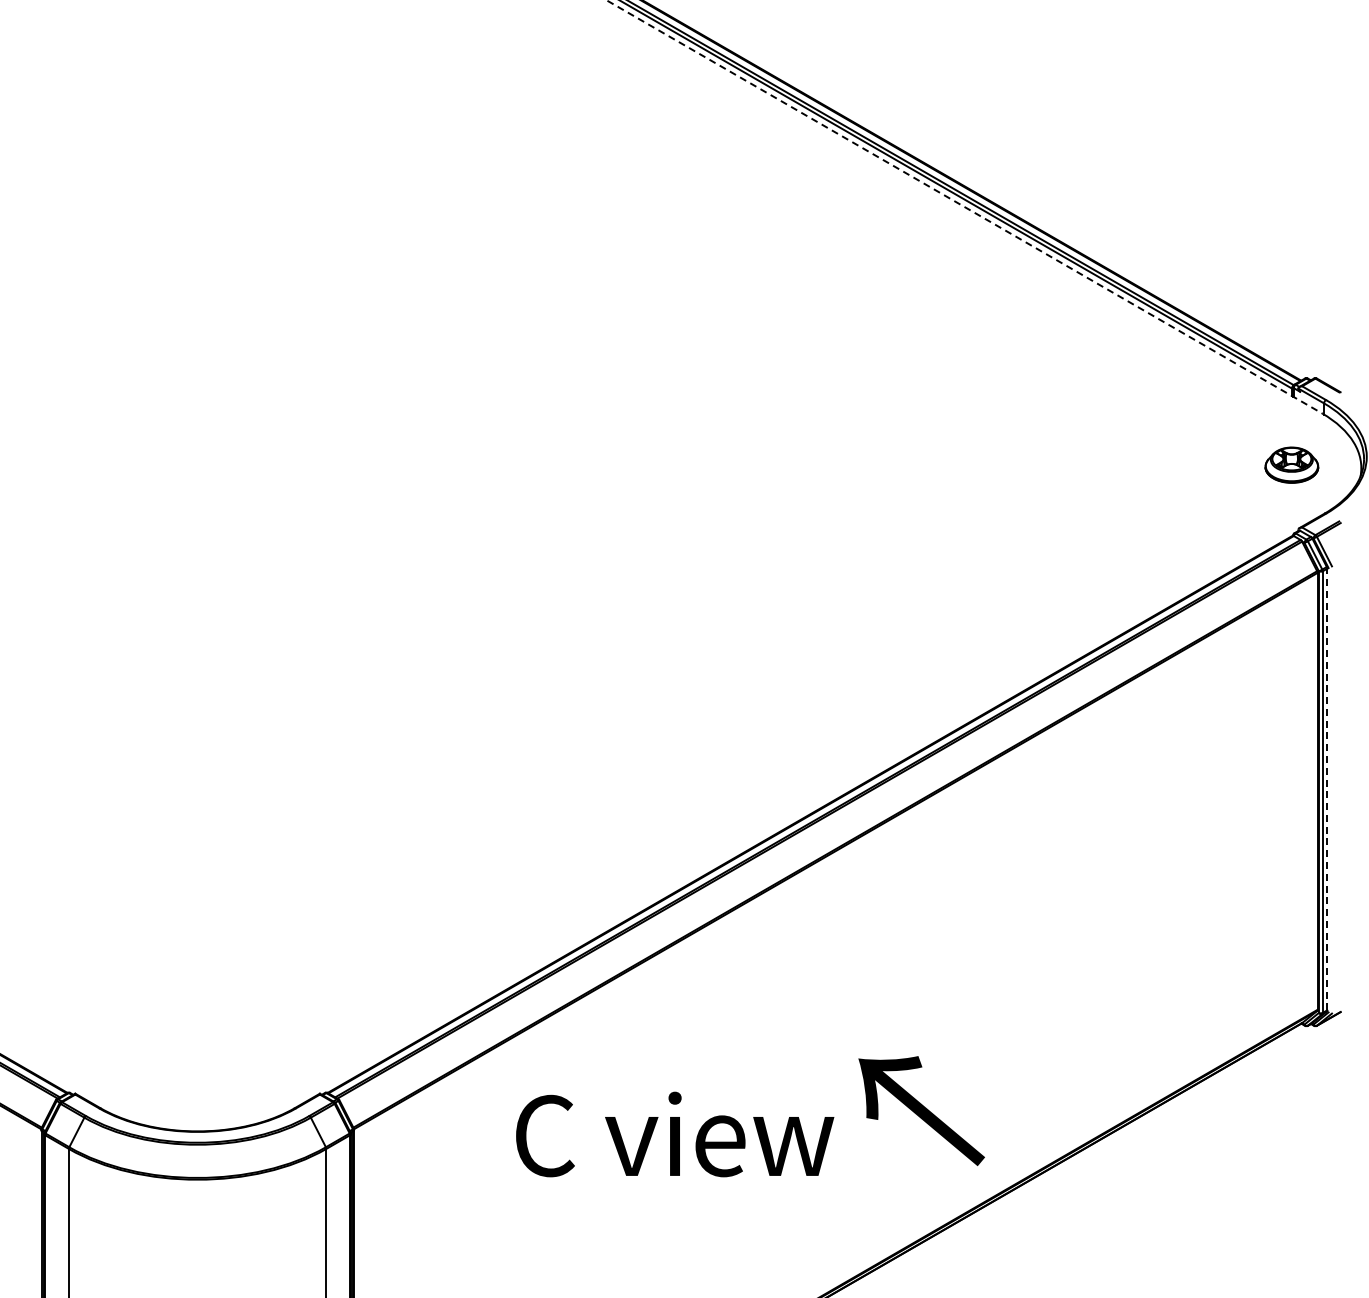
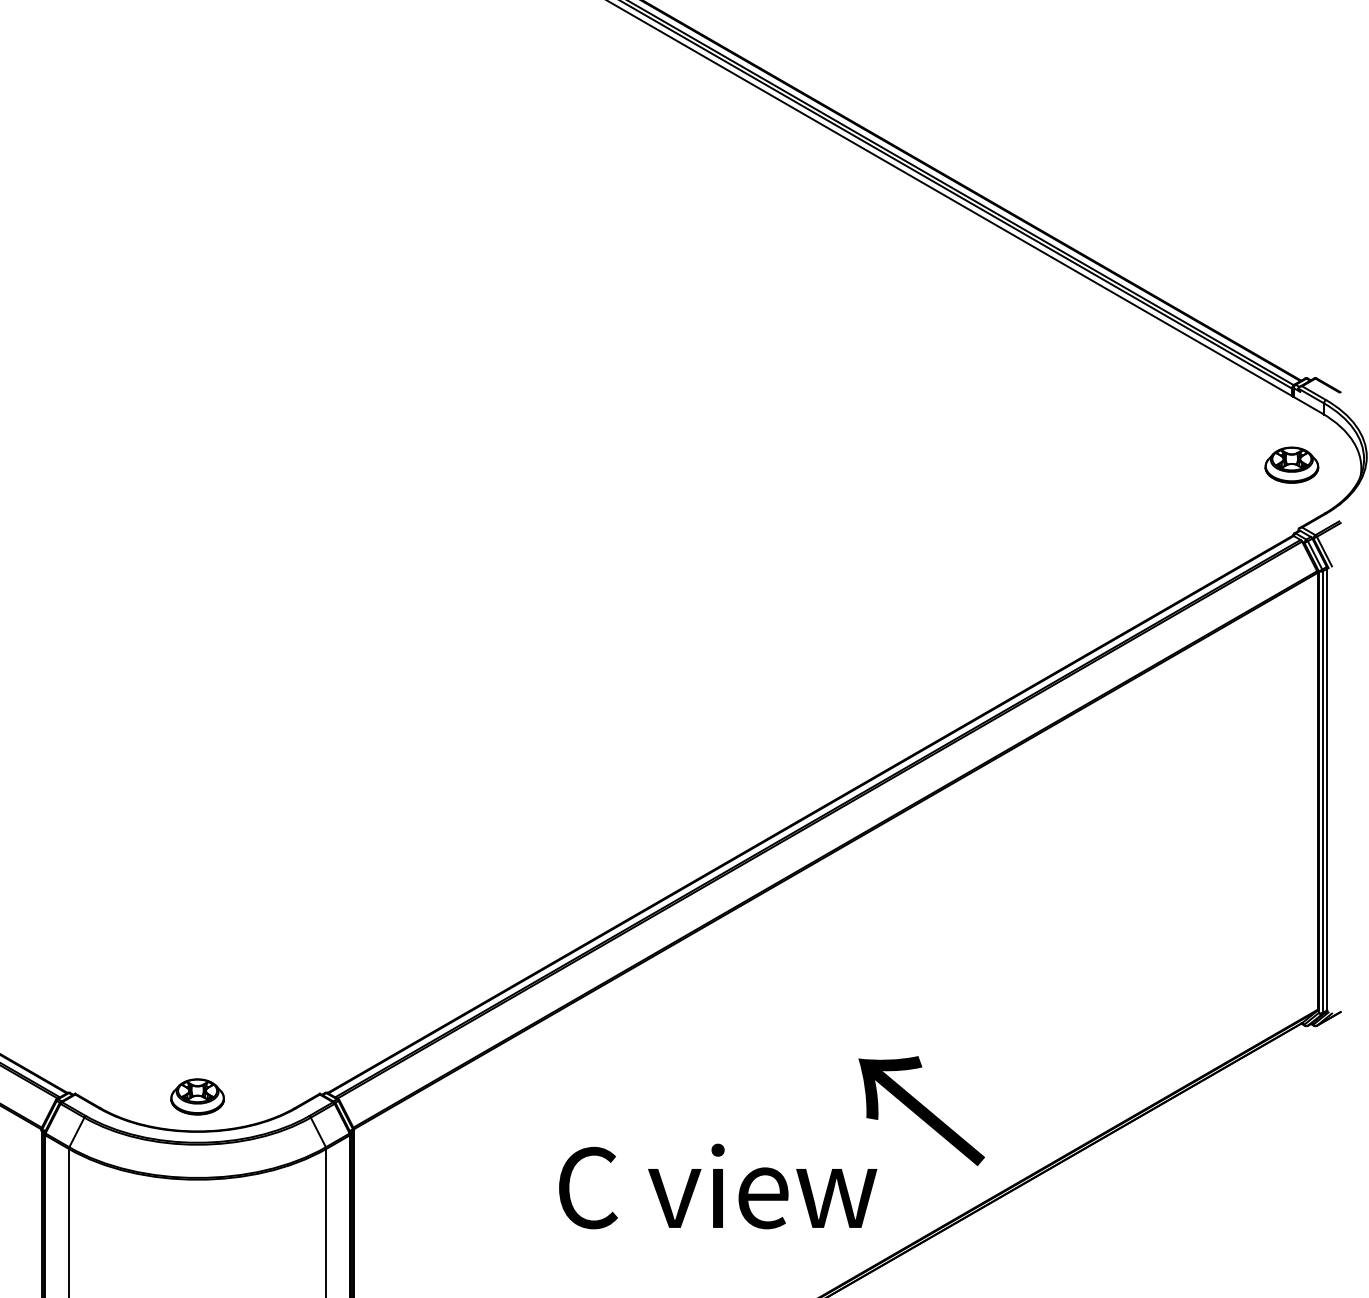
line: dashed -> solid (964, 206)
line: dashed -> solid (1327, 789)
part: none -> present (197, 1096)
text position: (675, 1134) -> (718, 1186) (718, 1186)
